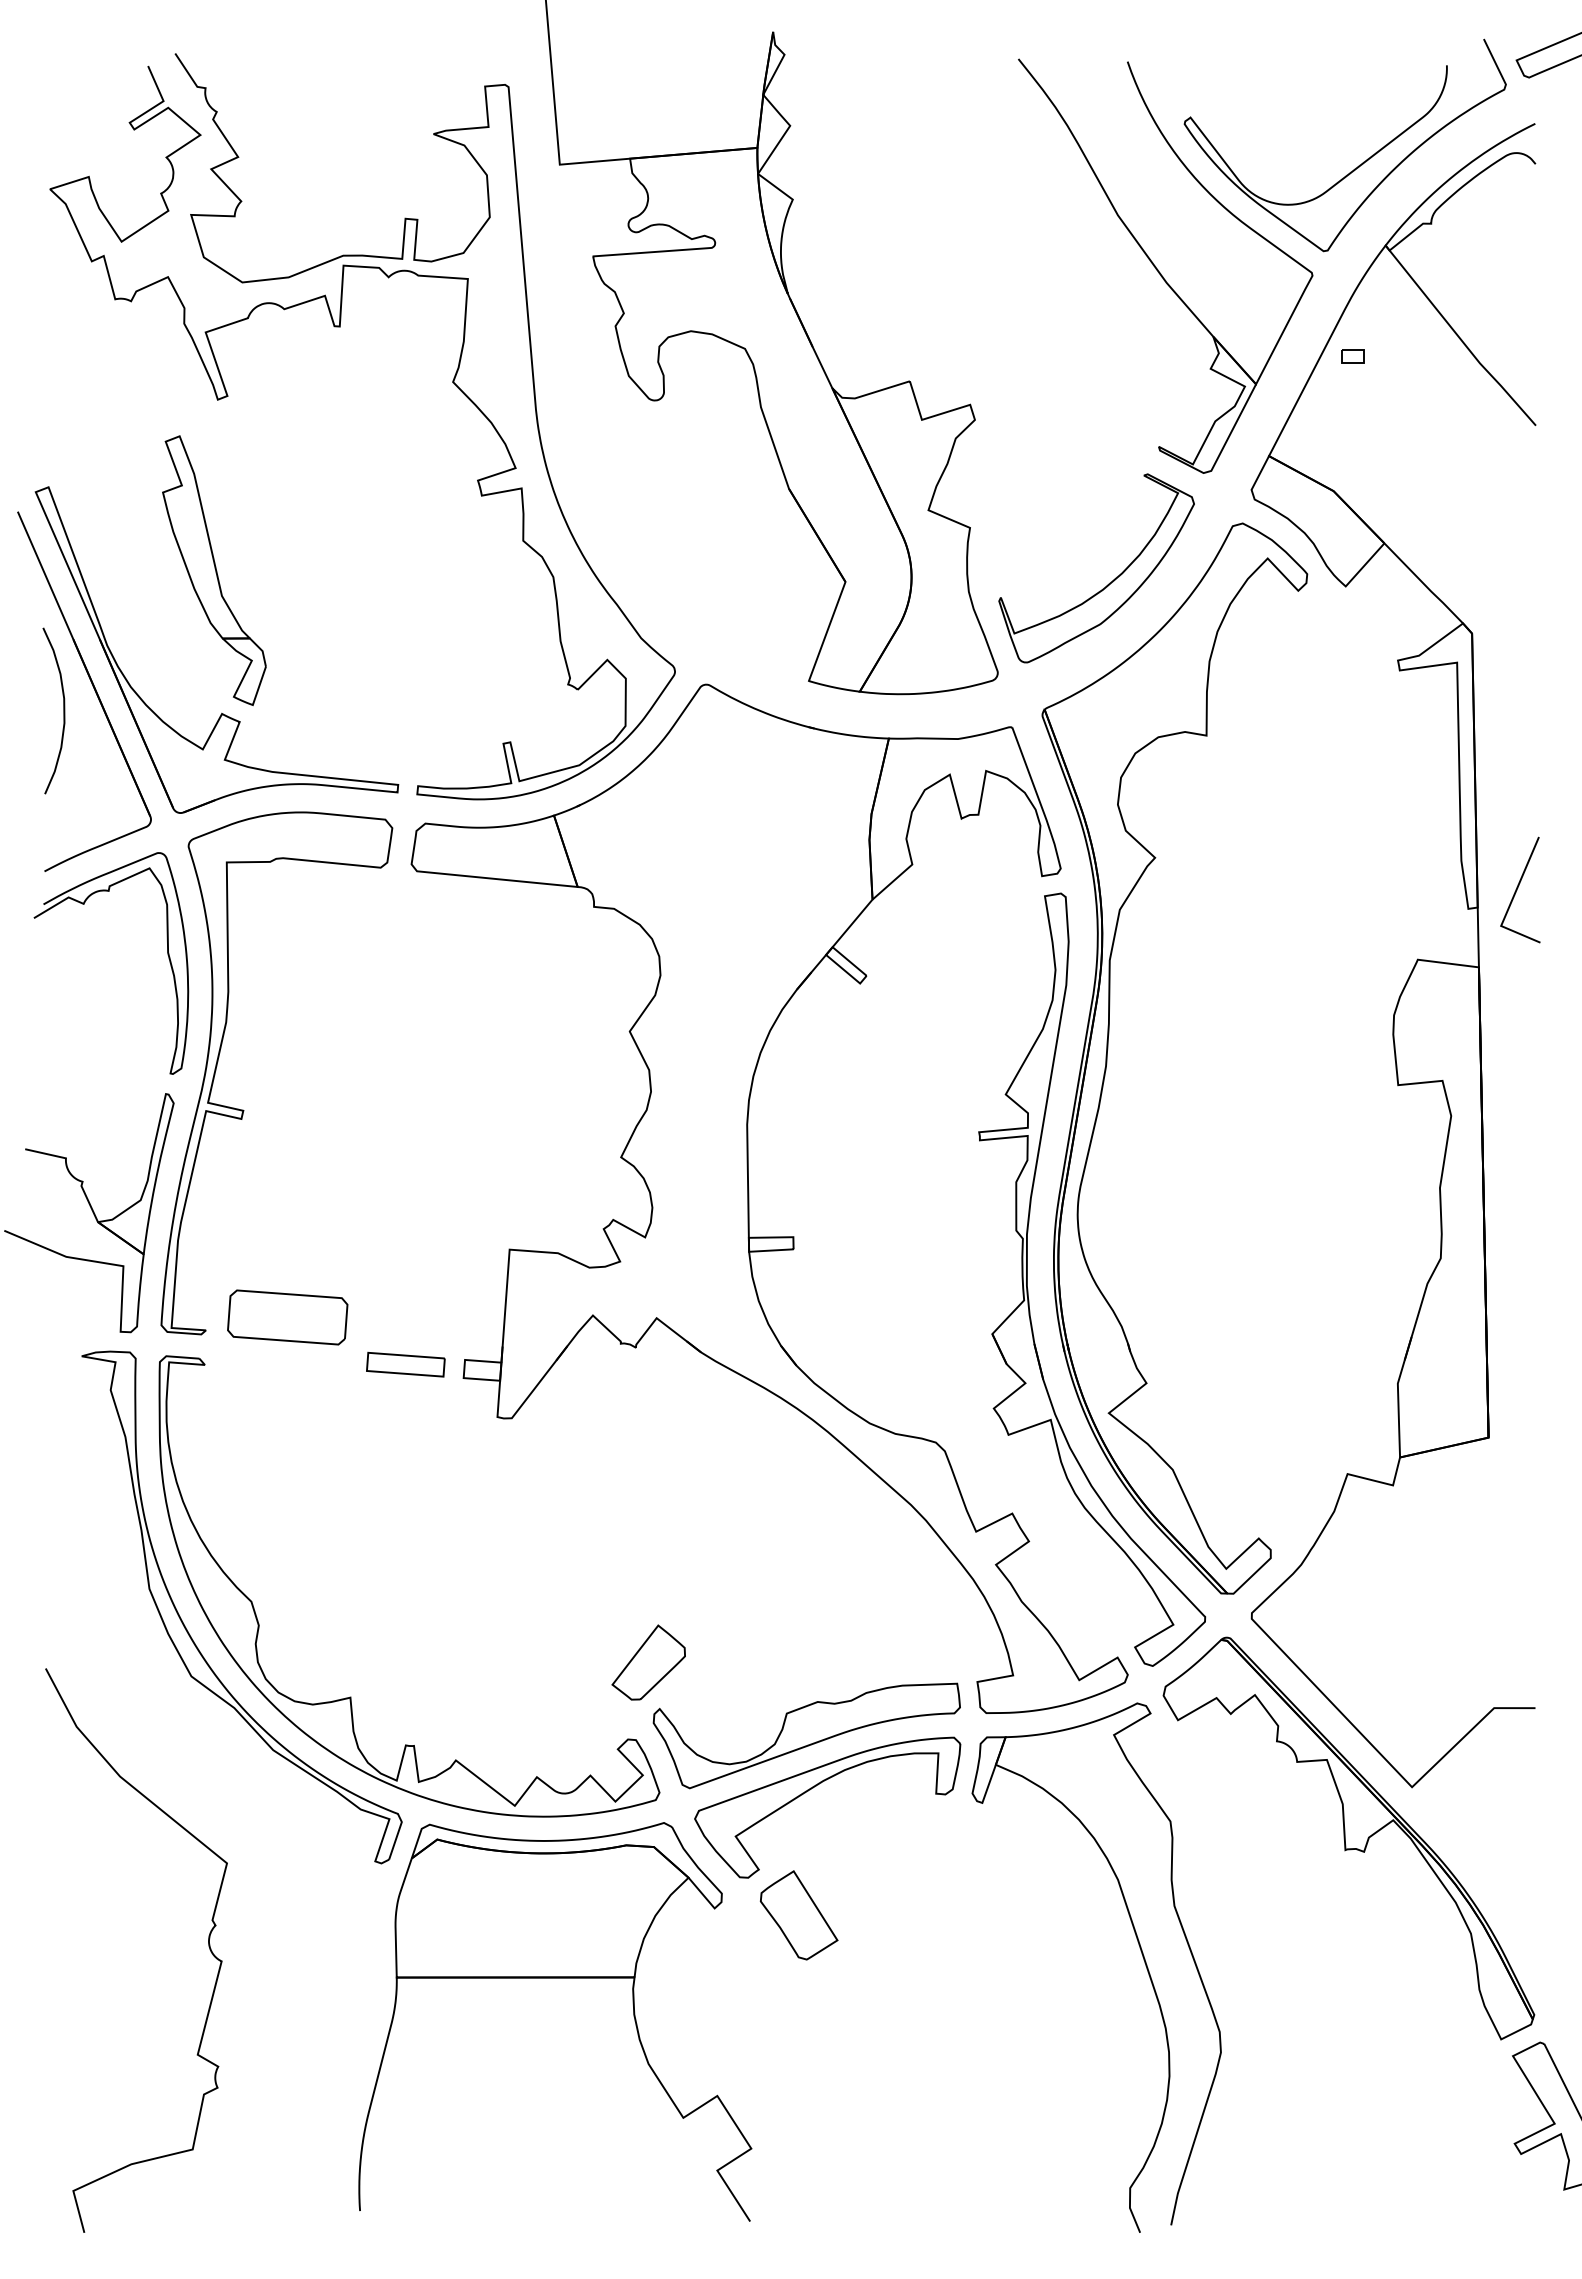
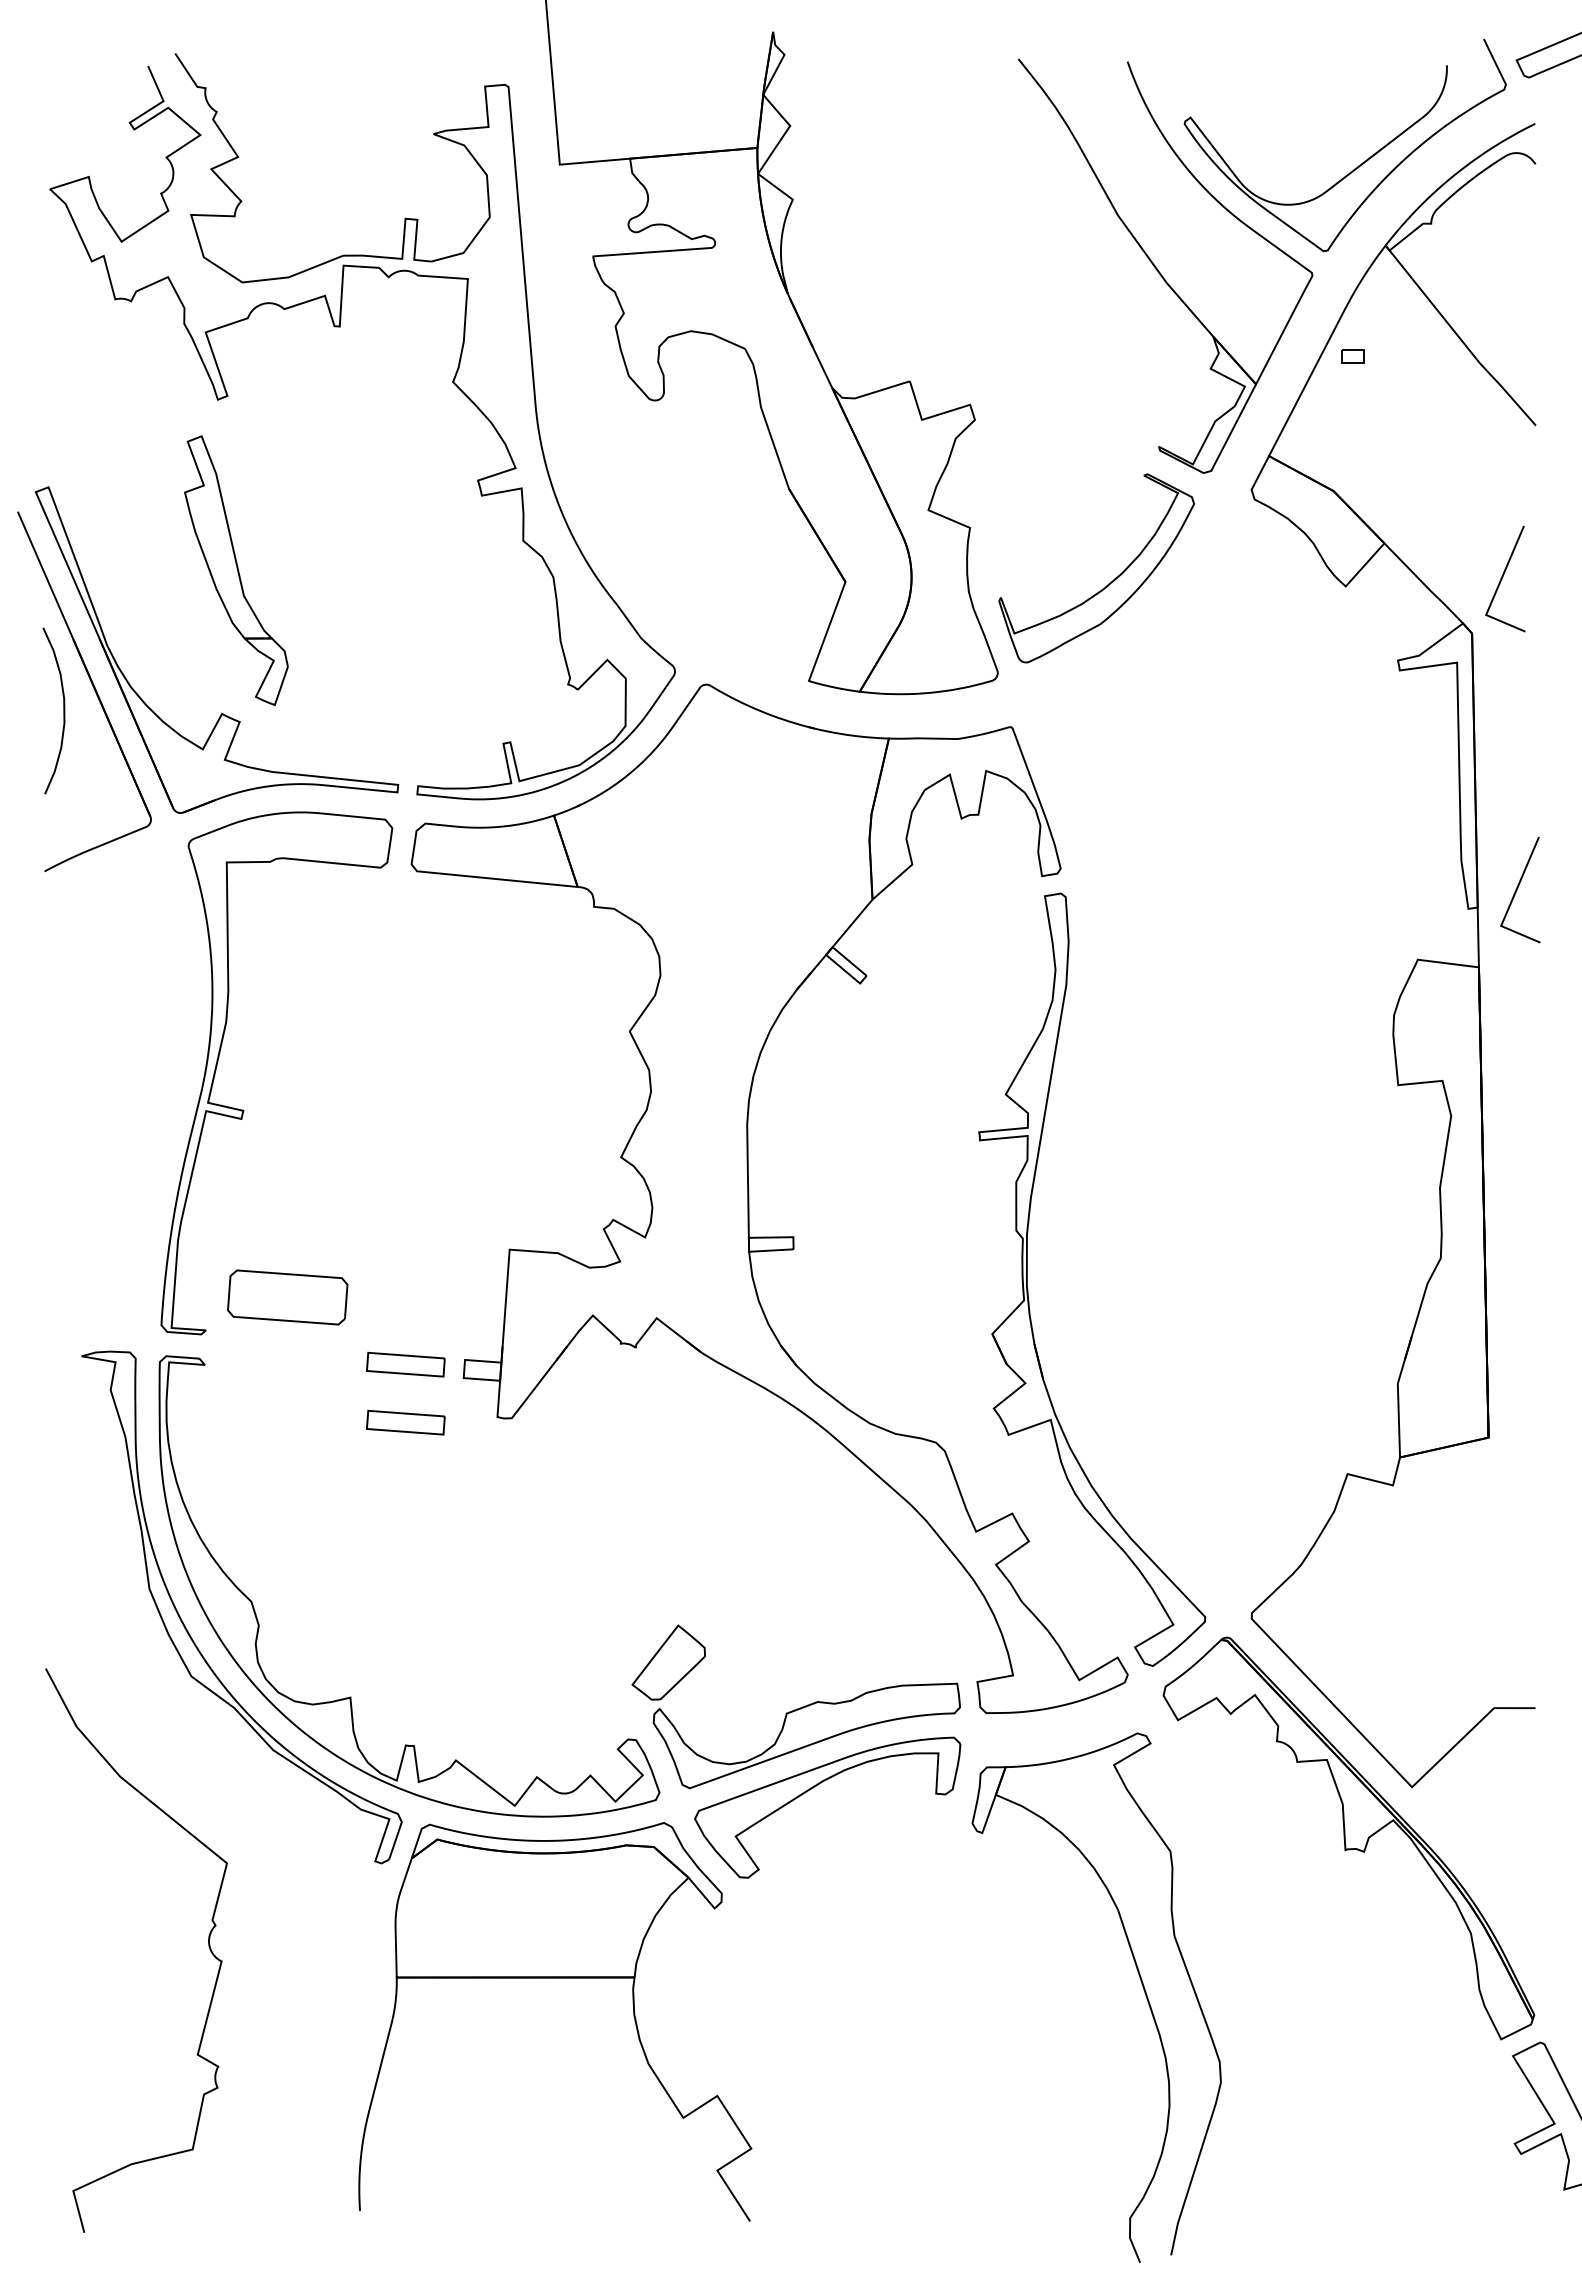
part position: (214, 570) -> (236, 570) (236, 570)
line: none -> present (1503, 577)
curve: present -> none (167, 955)
part: present -> none (1108, 1049)
part: present -> none (89, 1213)
part position: (287, 1317) -> (287, 1297) (287, 1297)
part: none -> present (405, 1422)
part position: (648, 1662) -> (668, 1662) (668, 1662)
part: present -> none (798, 1915)
part position: (1140, 1951) -> (1140, 1981) (1140, 1981)
